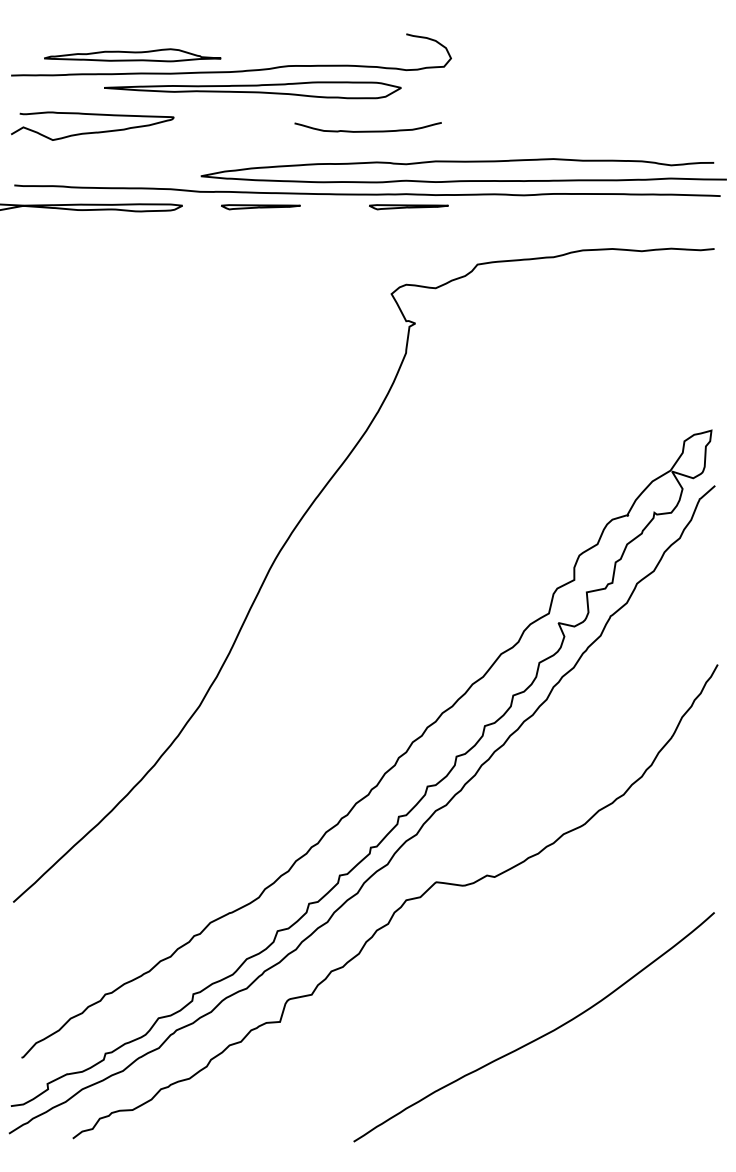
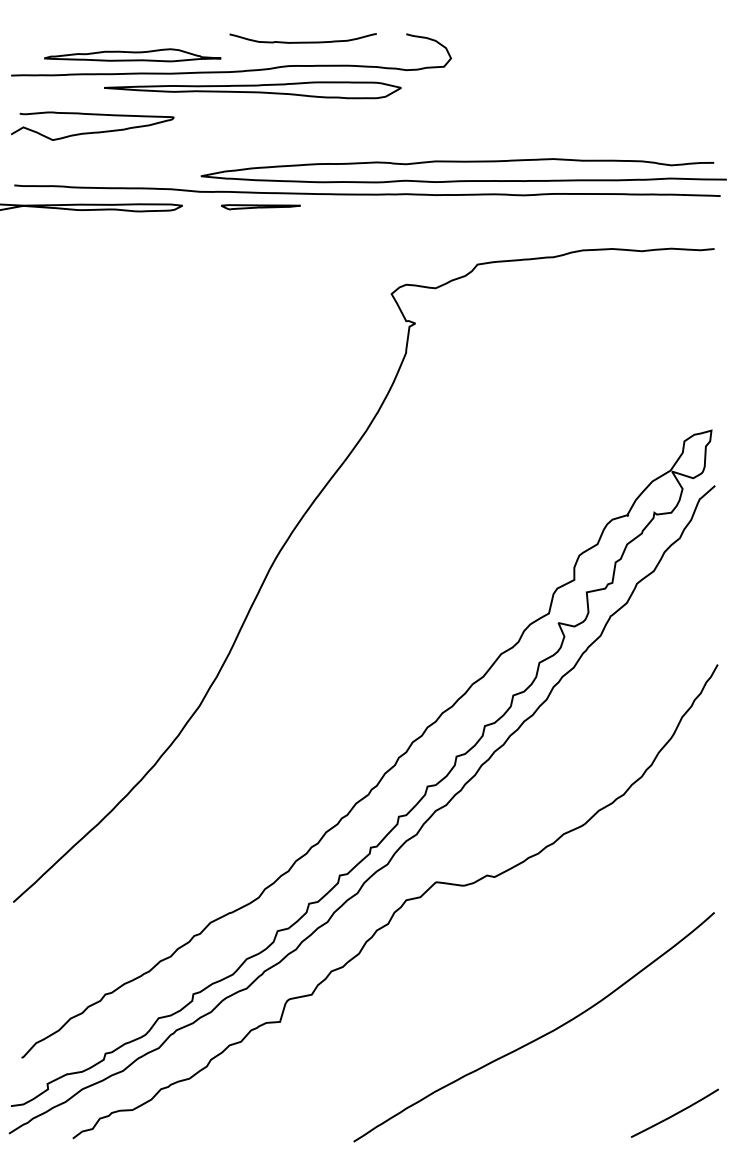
curve position: (367, 130) -> (302, 41) (302, 41)
part: present -> none (408, 207)
curve: none -> present (674, 1113)
